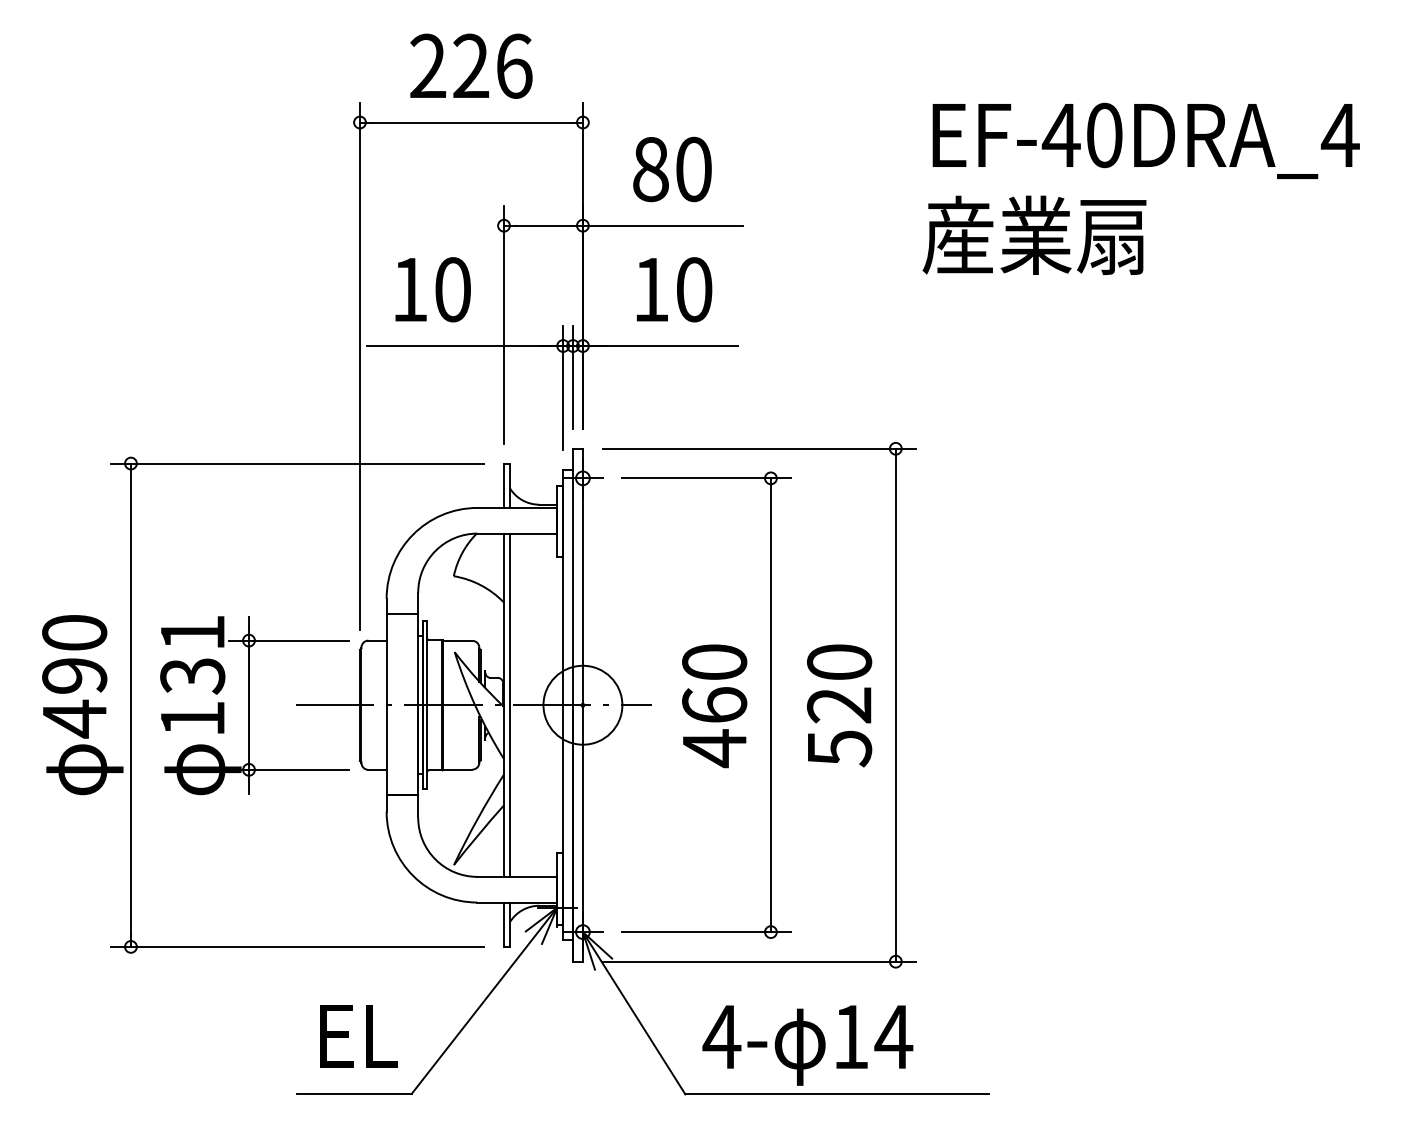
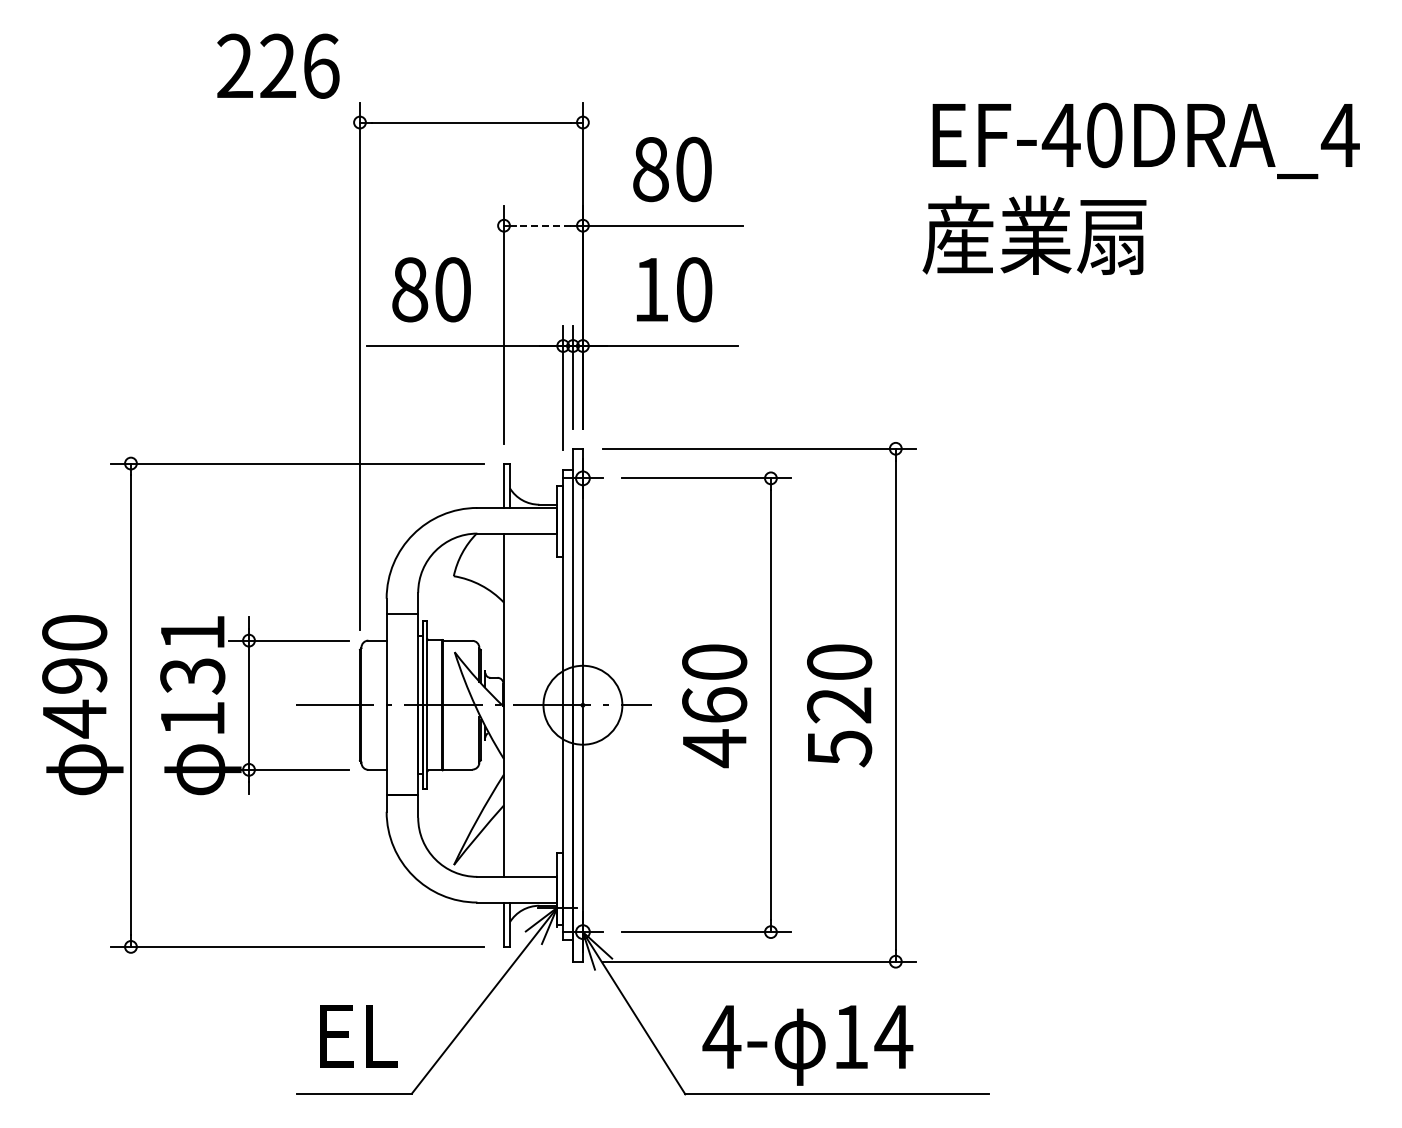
text position: (471, 65) -> (278, 65) (278, 65)
line: solid -> dashed (543, 225)
text: 10 -> 80 (410, 289)
line: present -> none (509, 704)
